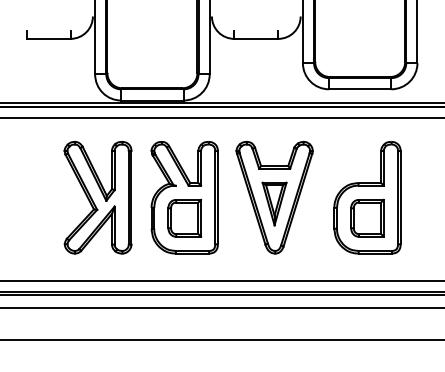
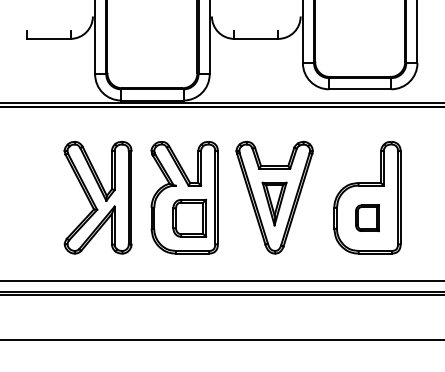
line: present -> none (221, 118)
part position: (184, 217) -> (189, 217) (189, 217)
part size: 35x40 px -> 25x29 px (367, 218)
line: present -> none (221, 308)
